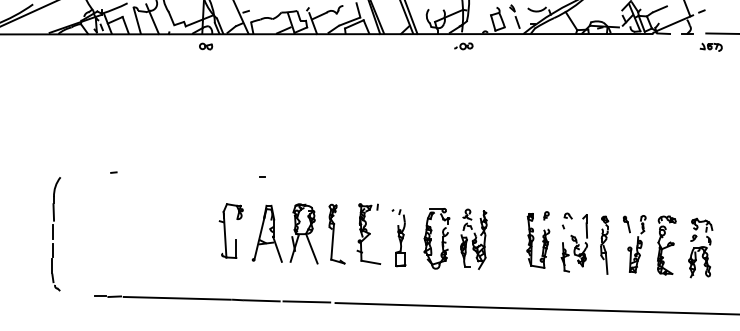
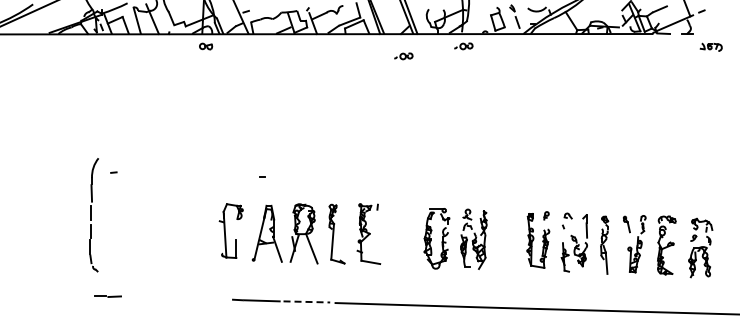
line: present -> none (721, 33)
part: none -> present (403, 56)
part position: (55, 234) -> (93, 215) (93, 215)
part: present -> none (398, 238)
line: present -> none (176, 297)
line: solid -> dashed (307, 301)
